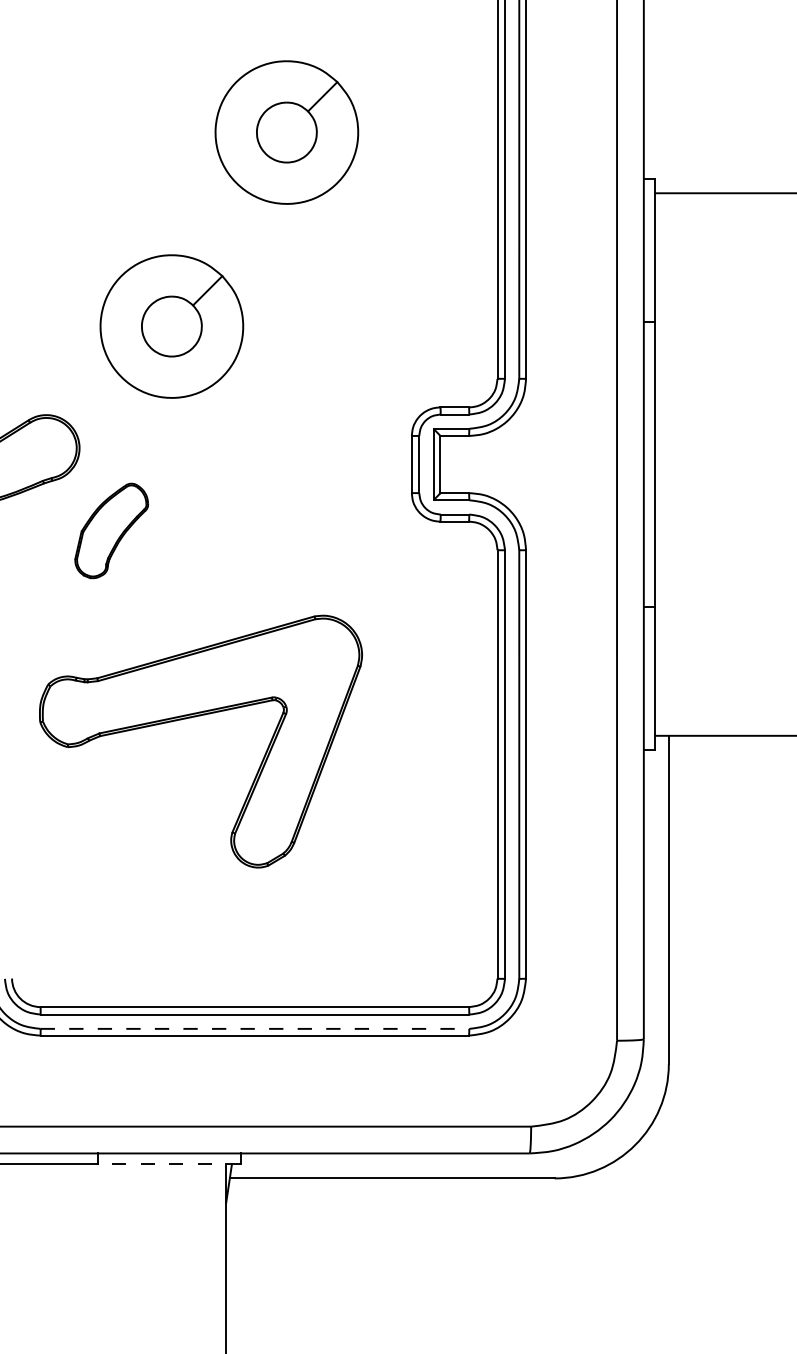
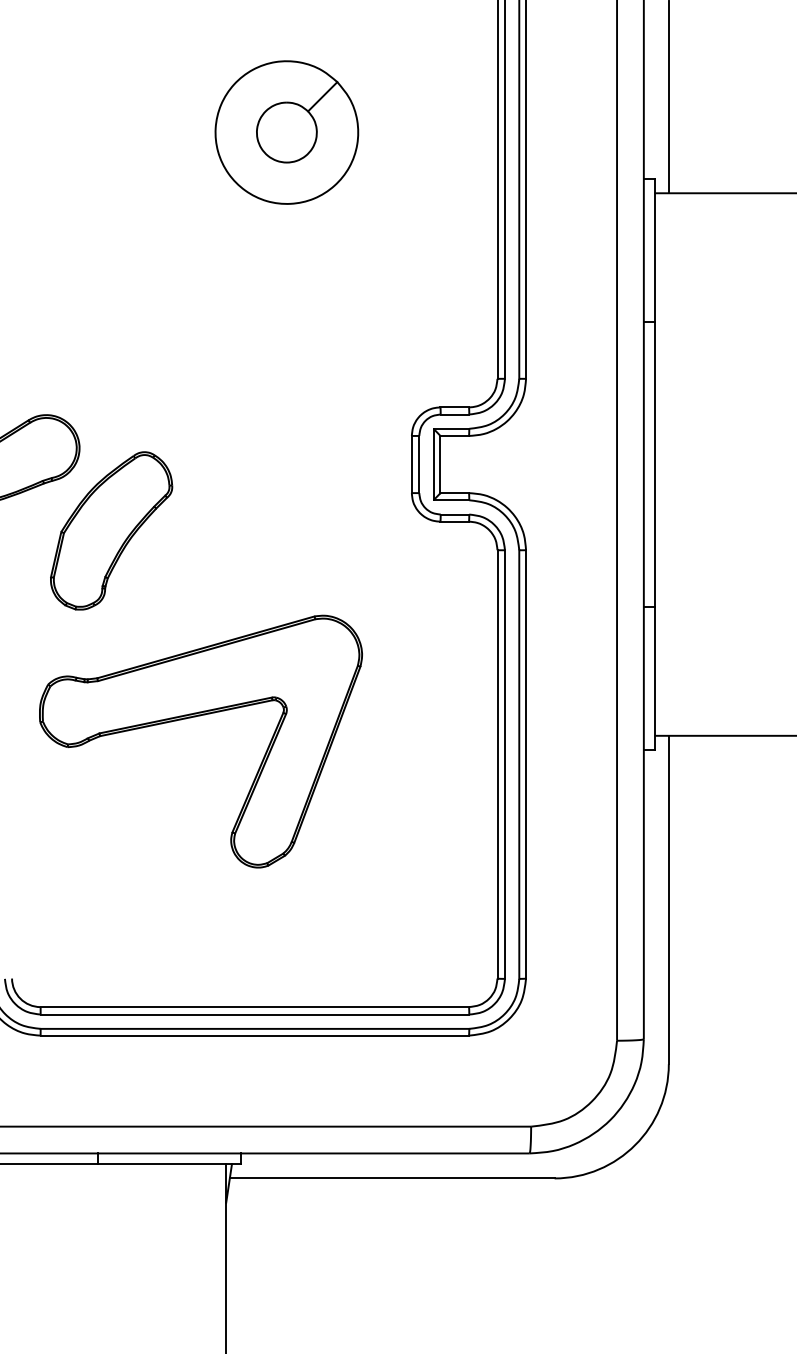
line: none -> present (668, 97)
part: present -> none (171, 326)
part size: 76x98 px -> 124x160 px (111, 530)
line: dashed -> solid (255, 1028)
line: dashed -> solid (168, 1164)
